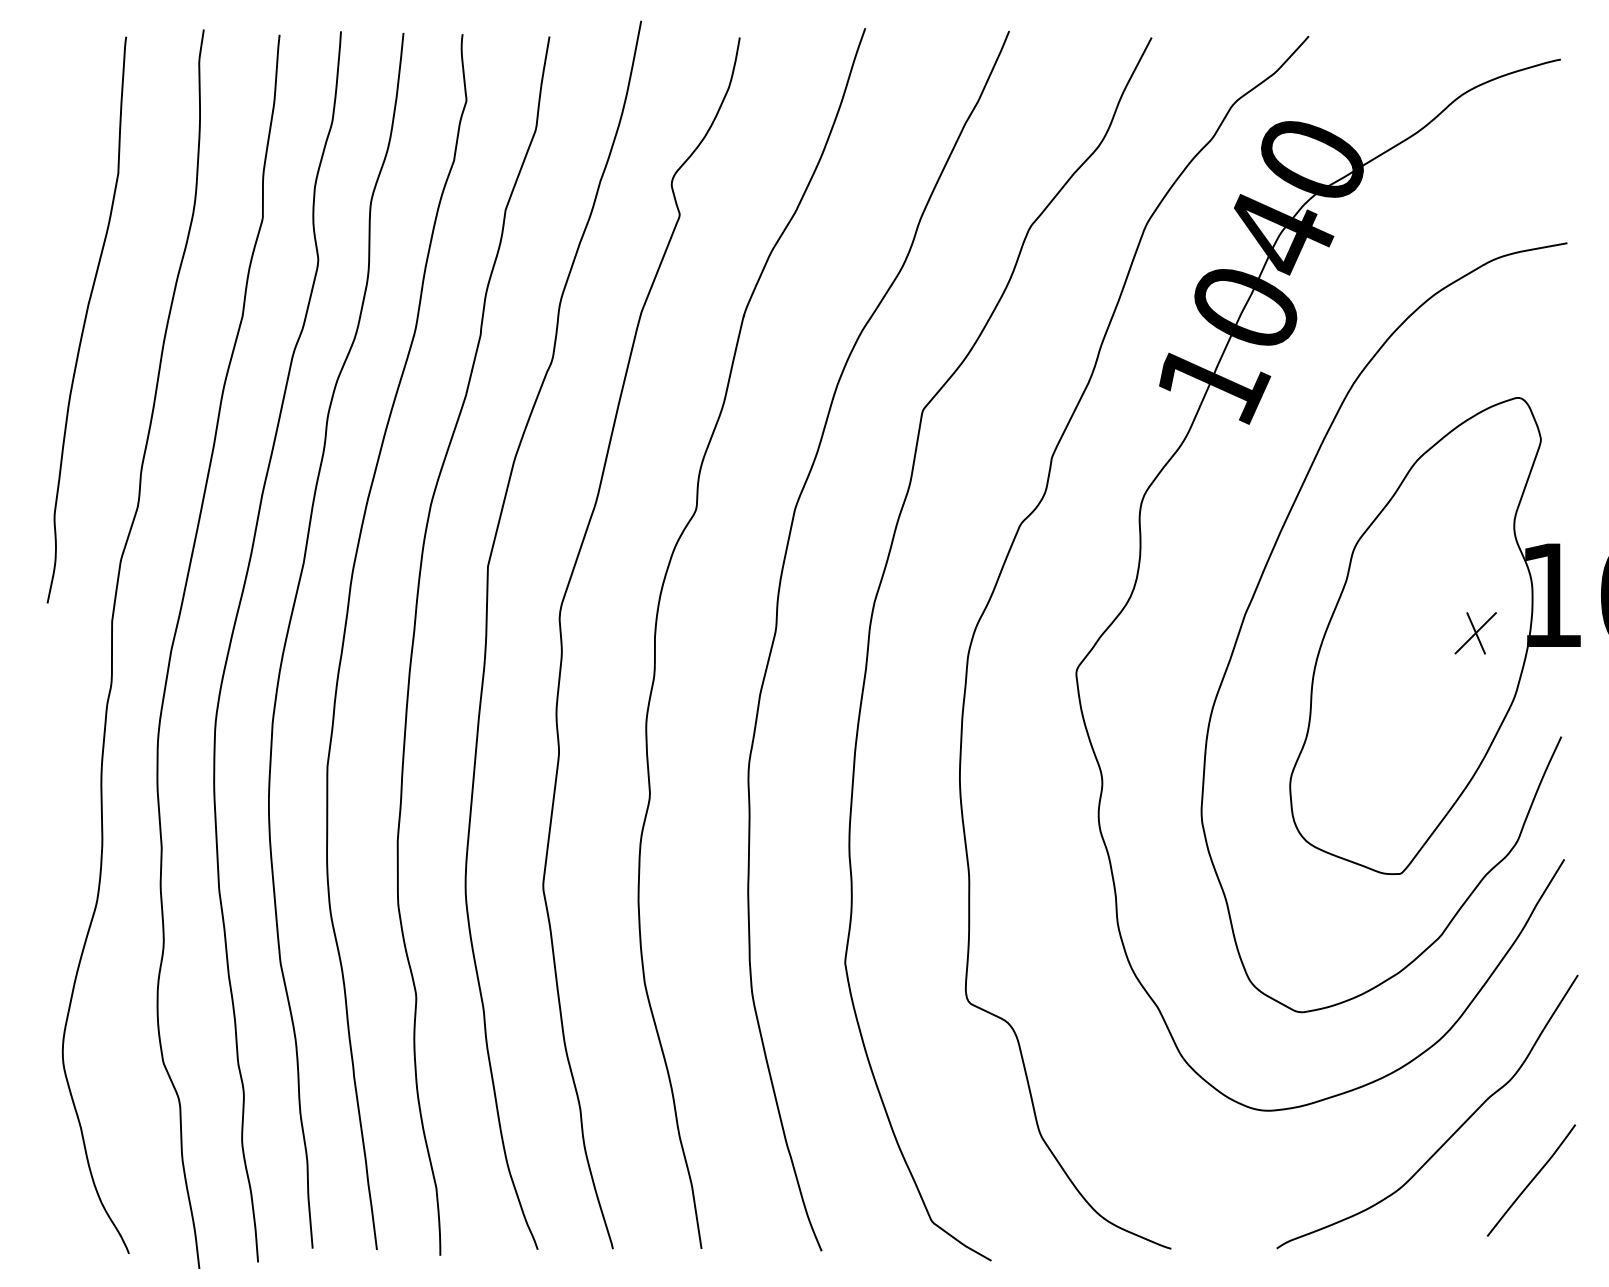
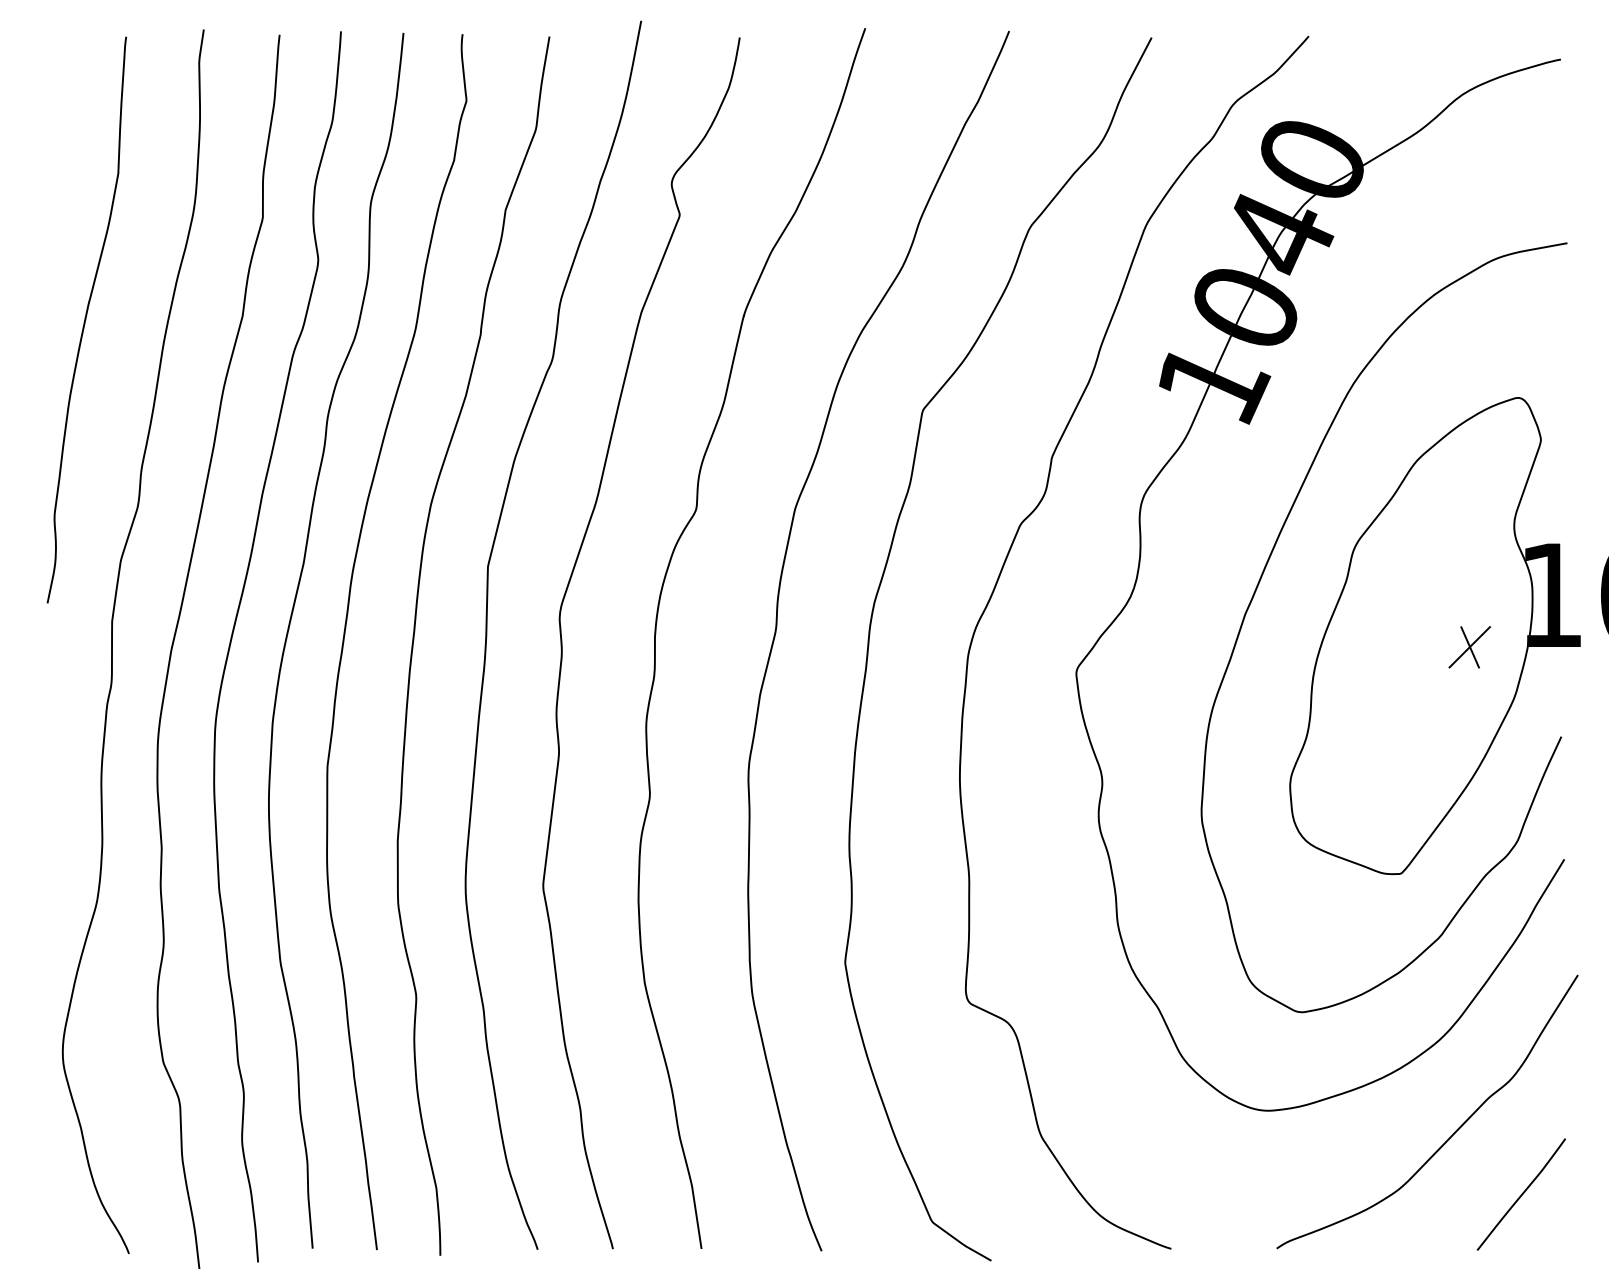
part position: (1475, 633) -> (1469, 647) (1469, 647)
curve position: (1530, 1180) -> (1520, 1194) (1520, 1194)
